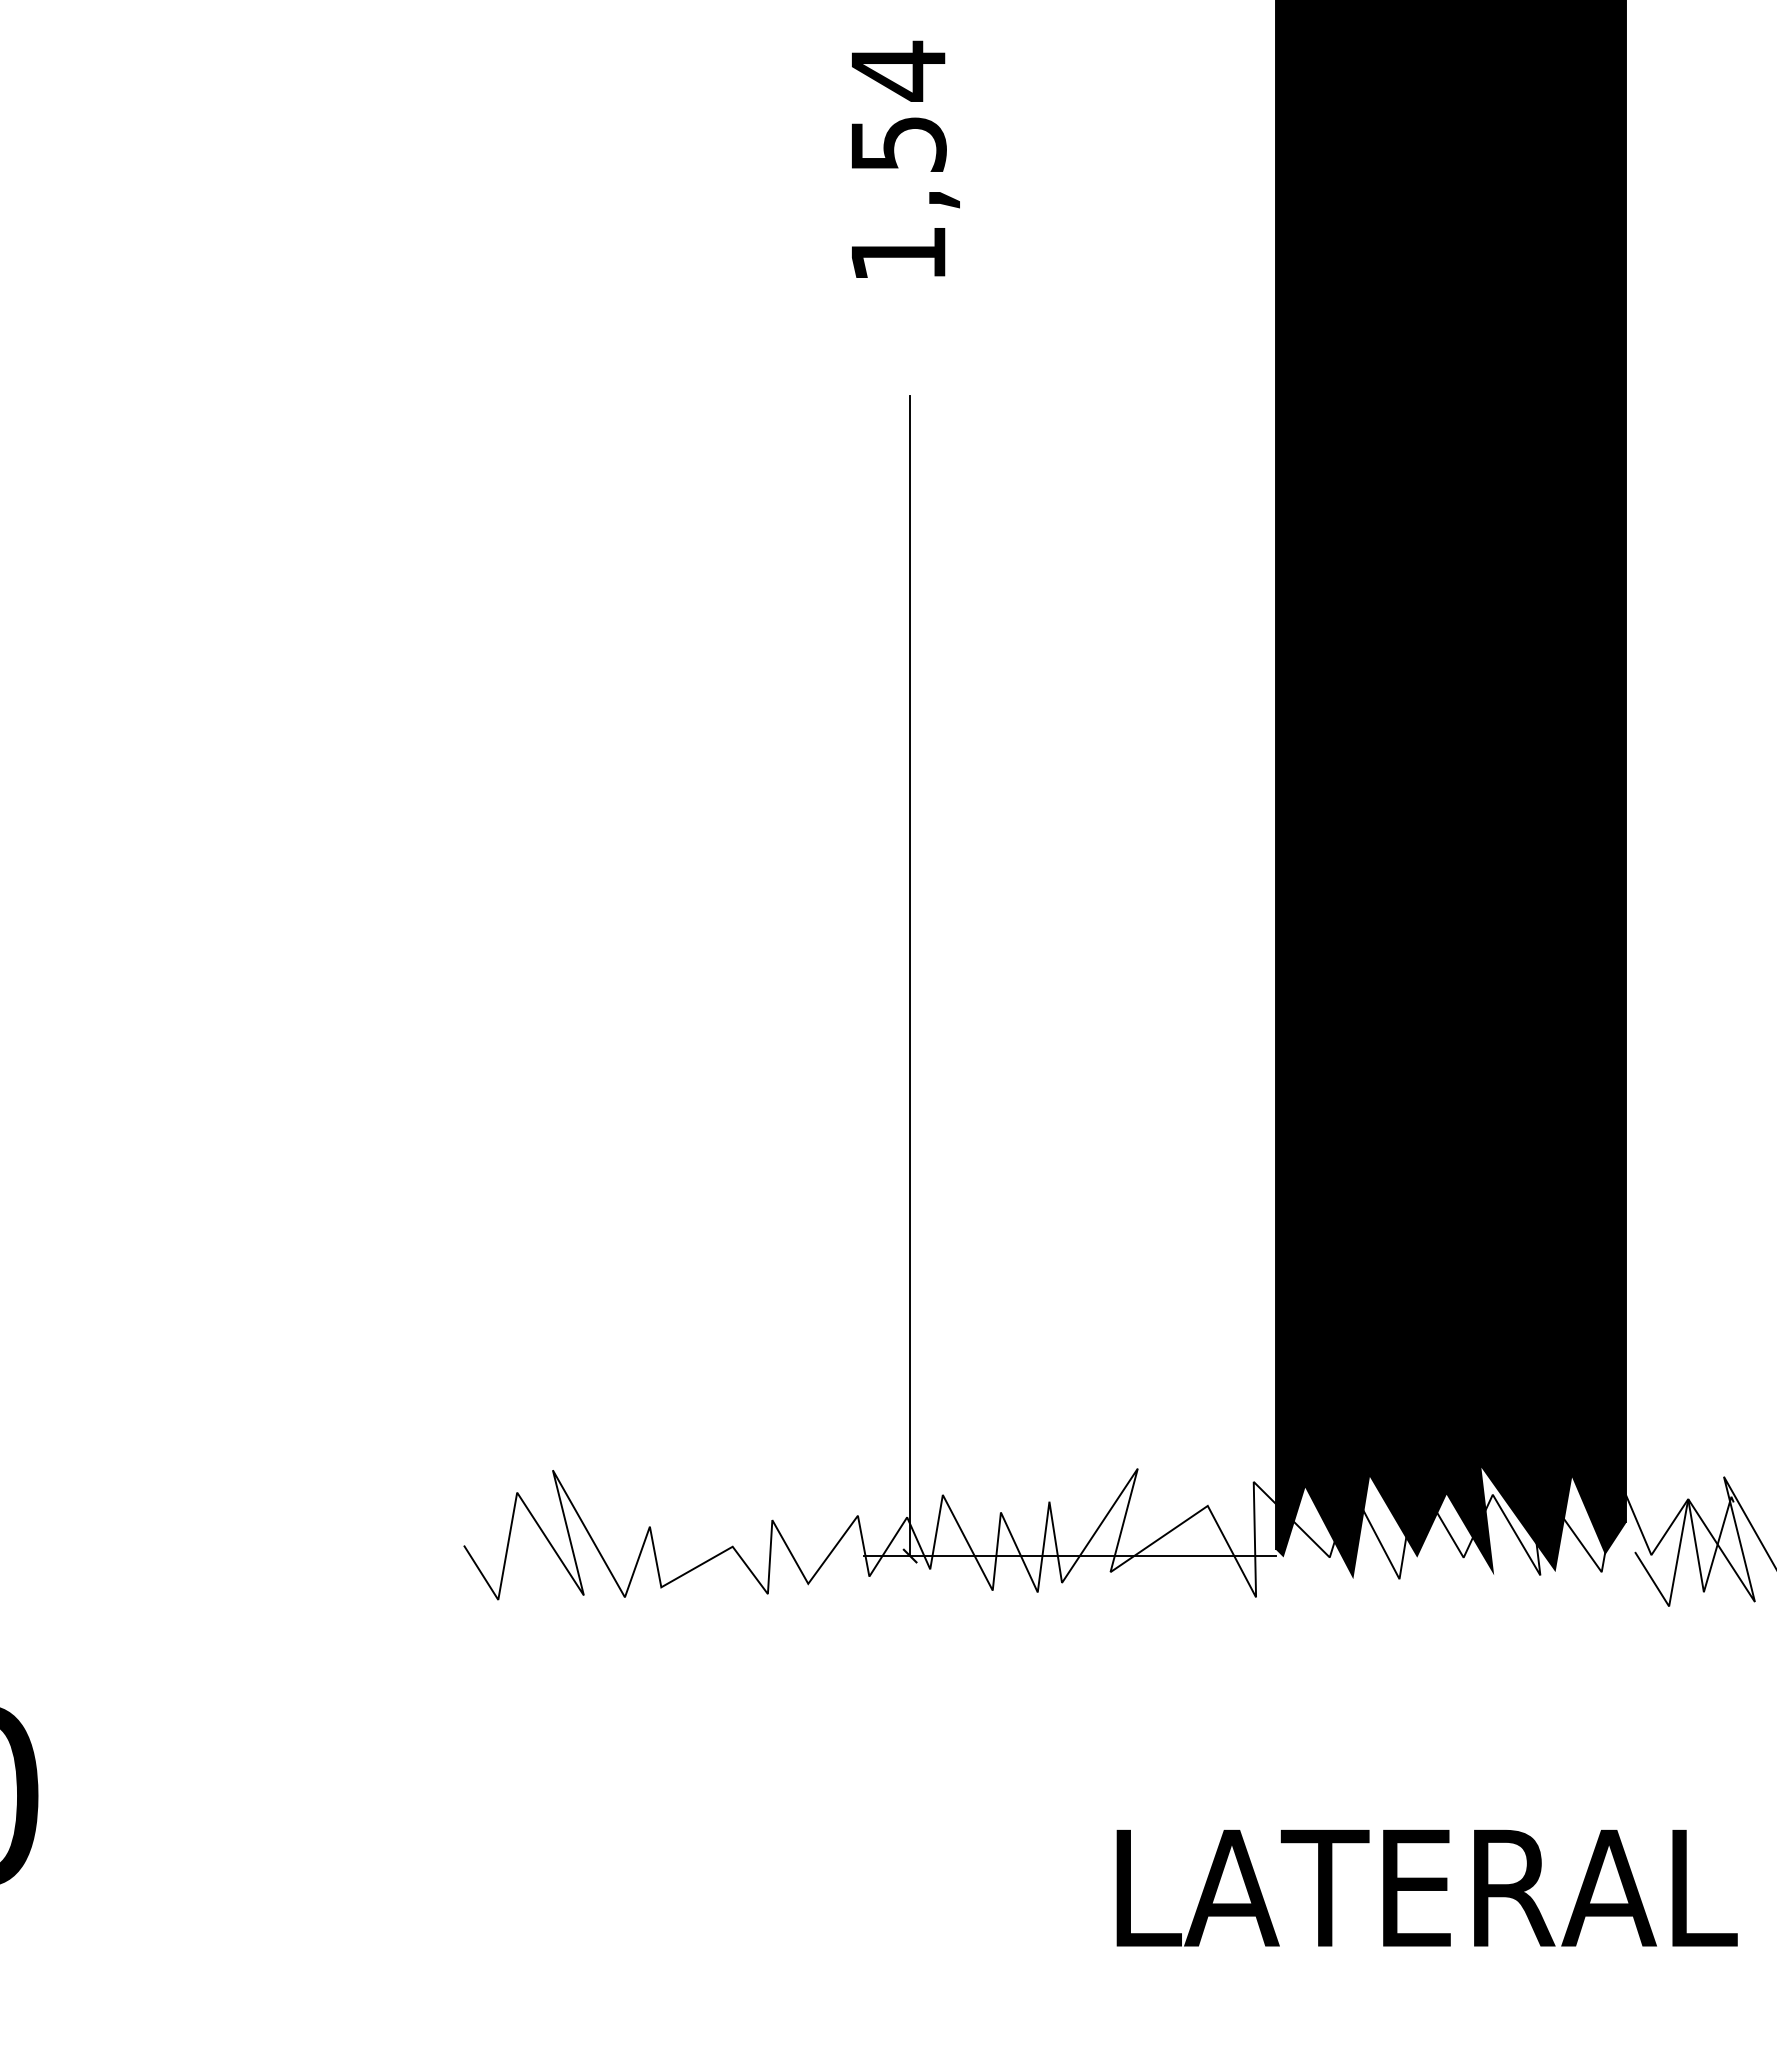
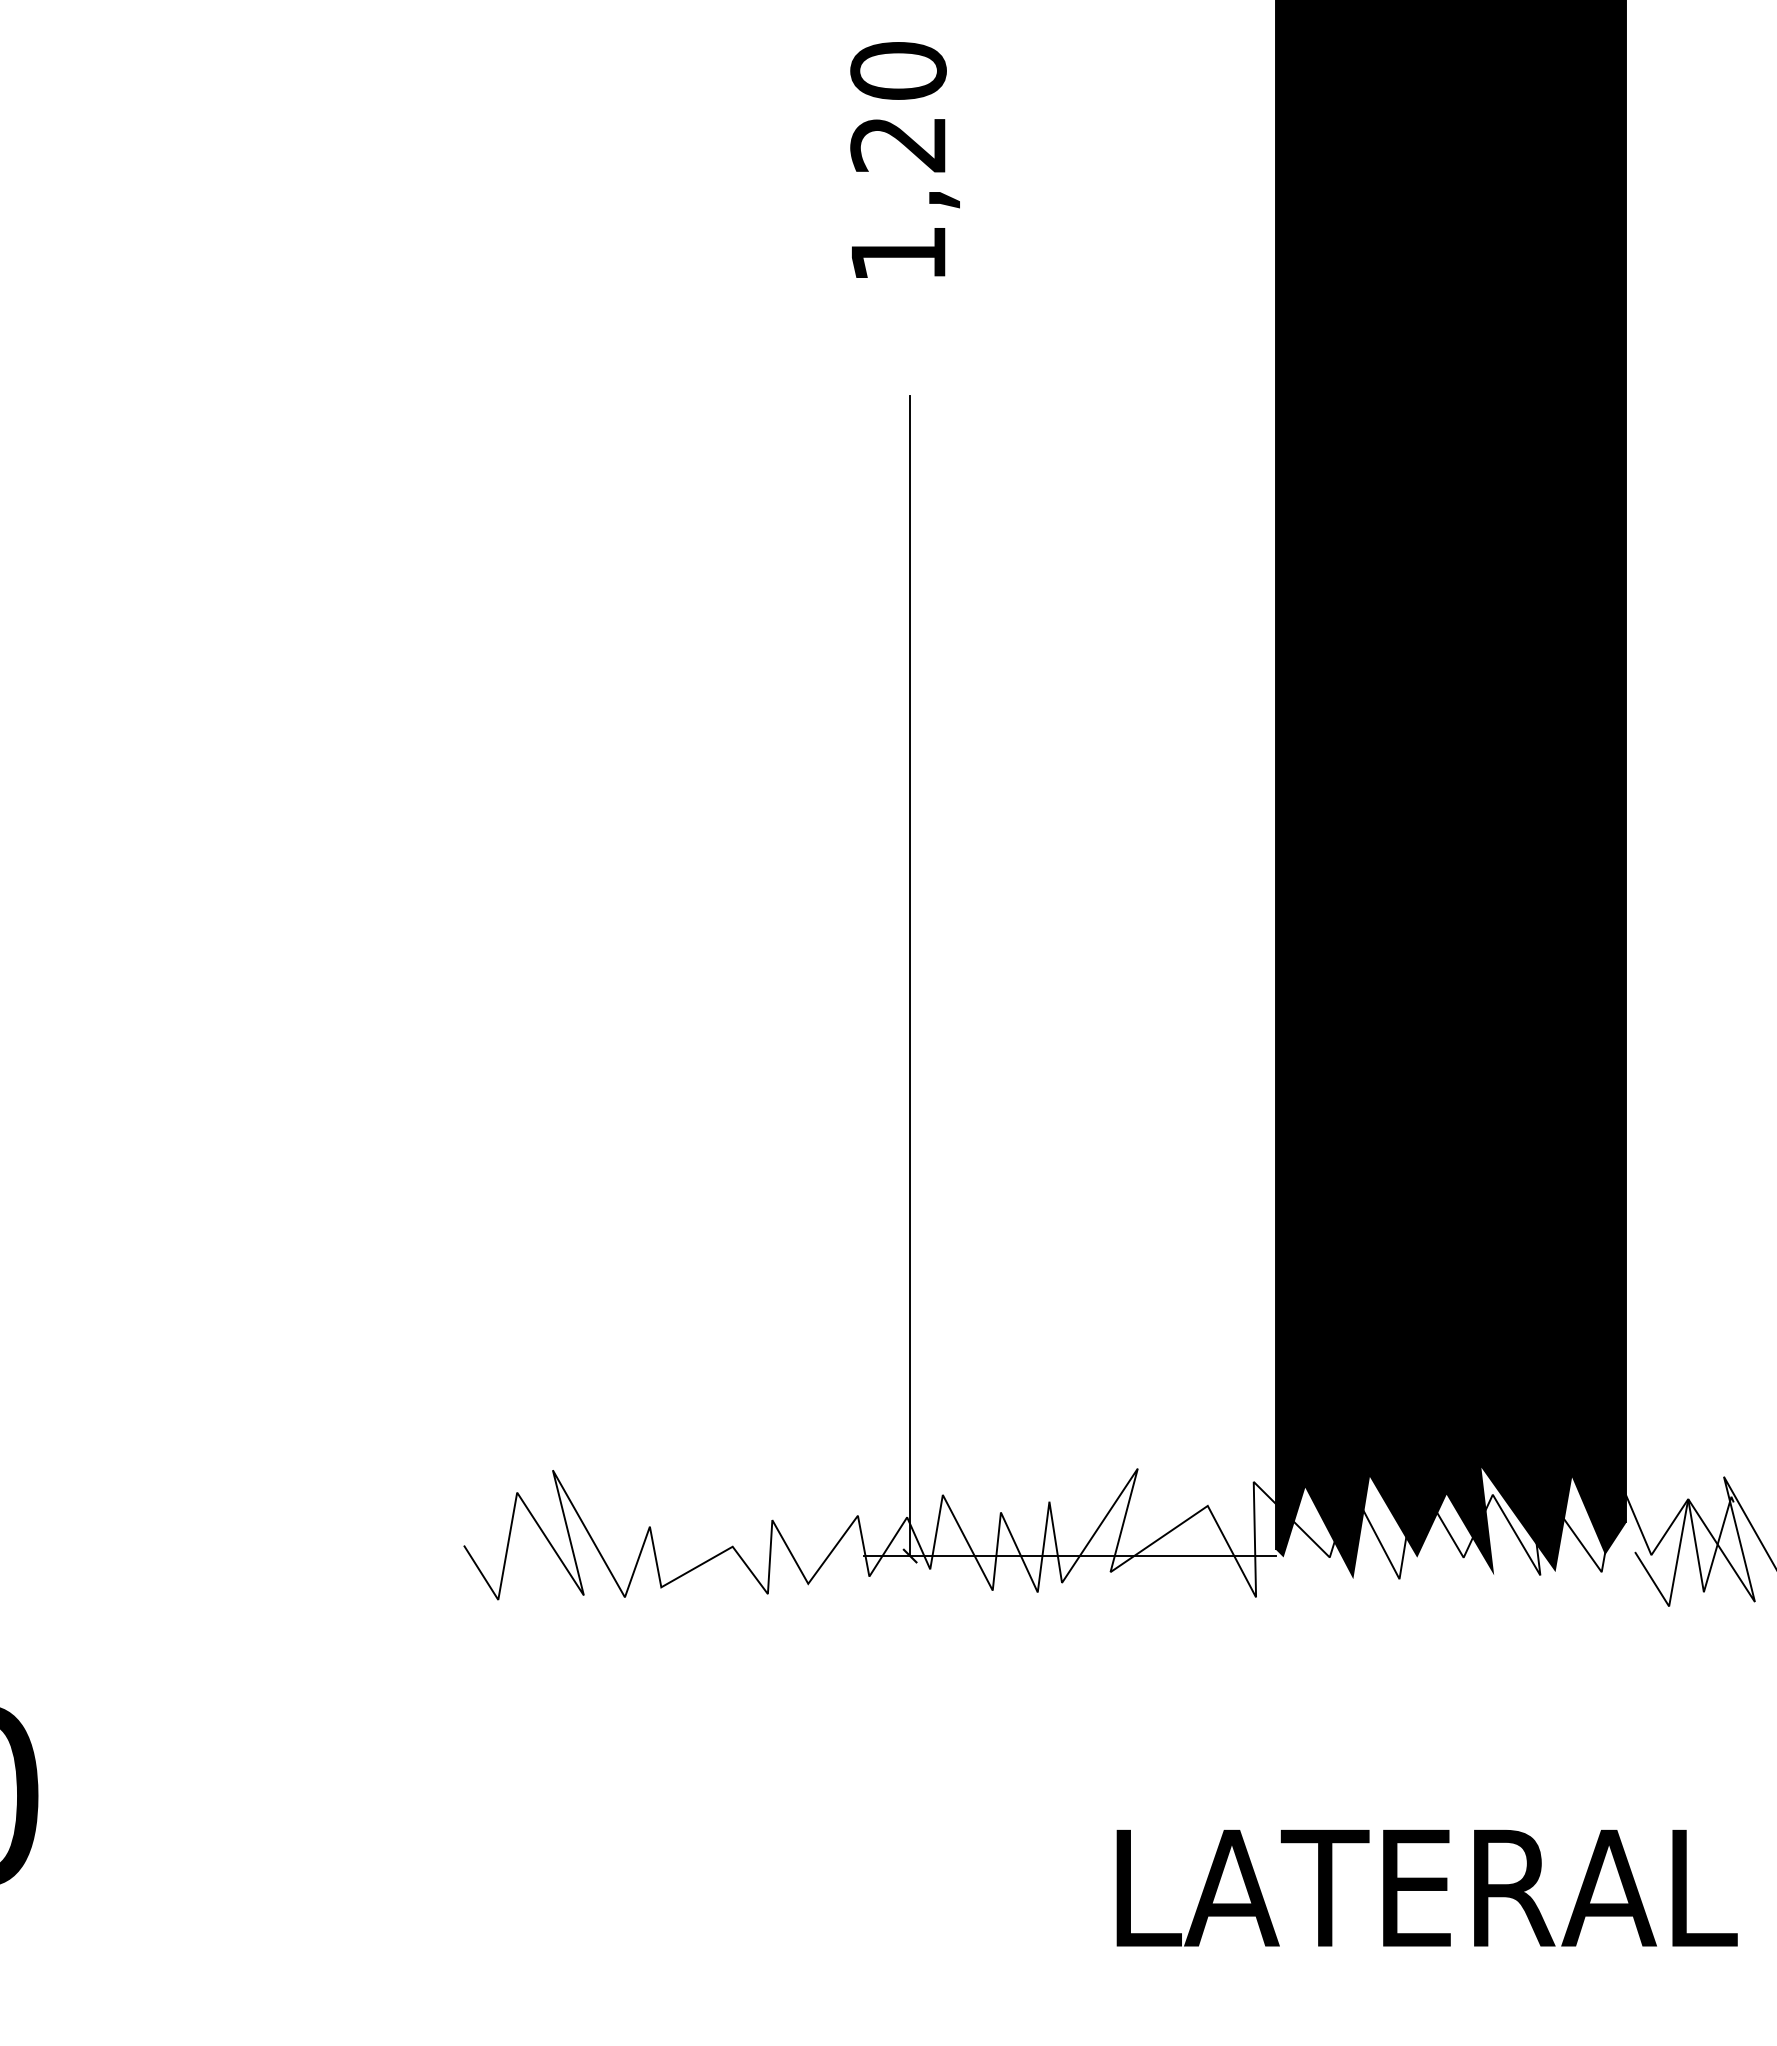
text: 1,54 -> 1,20 (898, 106)
